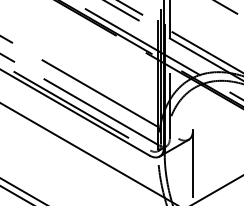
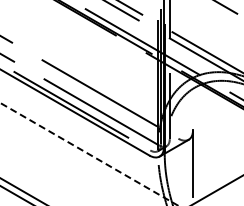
line: solid -> dashed (89, 154)
